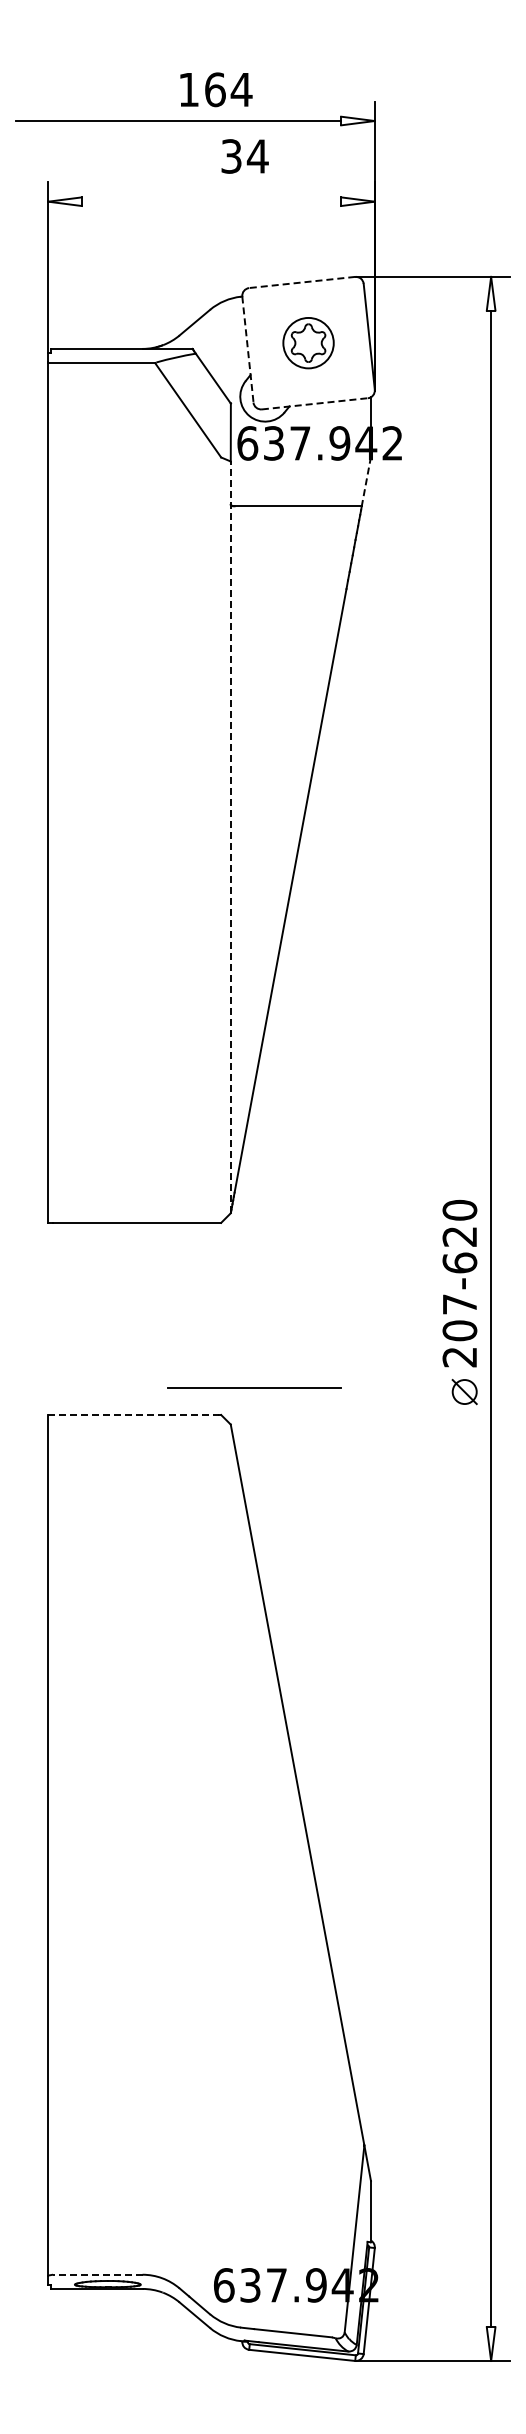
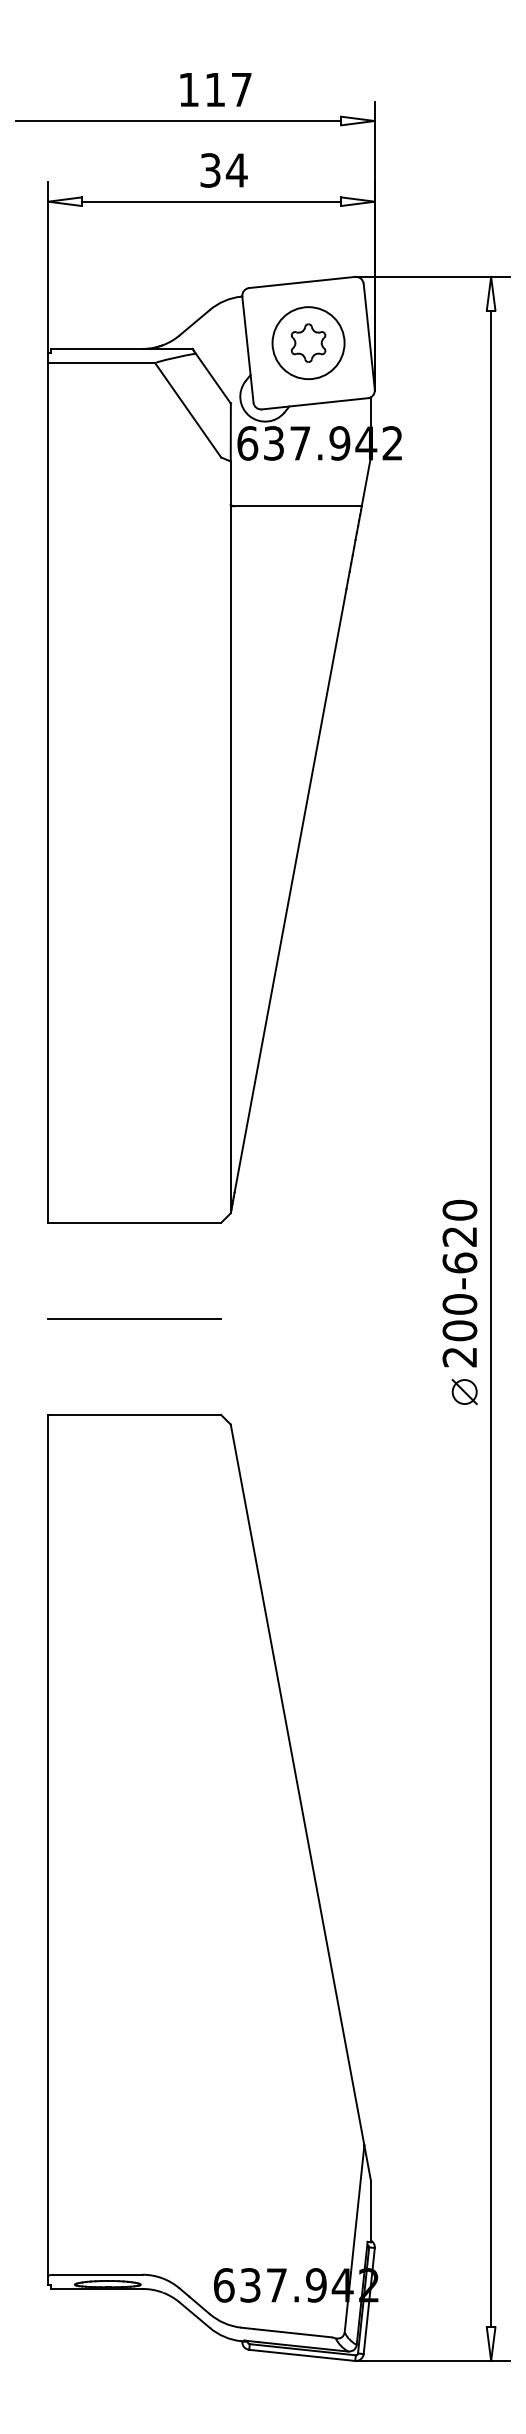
text: 164 -> 117 (228, 89)
text position: (244, 156) -> (223, 170) (223, 170)
line: none -> present (211, 201)
line: dashed -> solid (301, 282)
circle diameter: 50 px -> 72 px (308, 343)
line: dashed -> solid (247, 350)
line: dashed -> solid (315, 403)
line: dashed -> solid (366, 482)
line: dashed -> solid (230, 837)
text: 207-620 -> 200-620 (459, 1304)
line position: (254, 1387) -> (134, 1318) (134, 1318)
line: dashed -> solid (134, 1414)
line: dashed -> solid (97, 2274)
